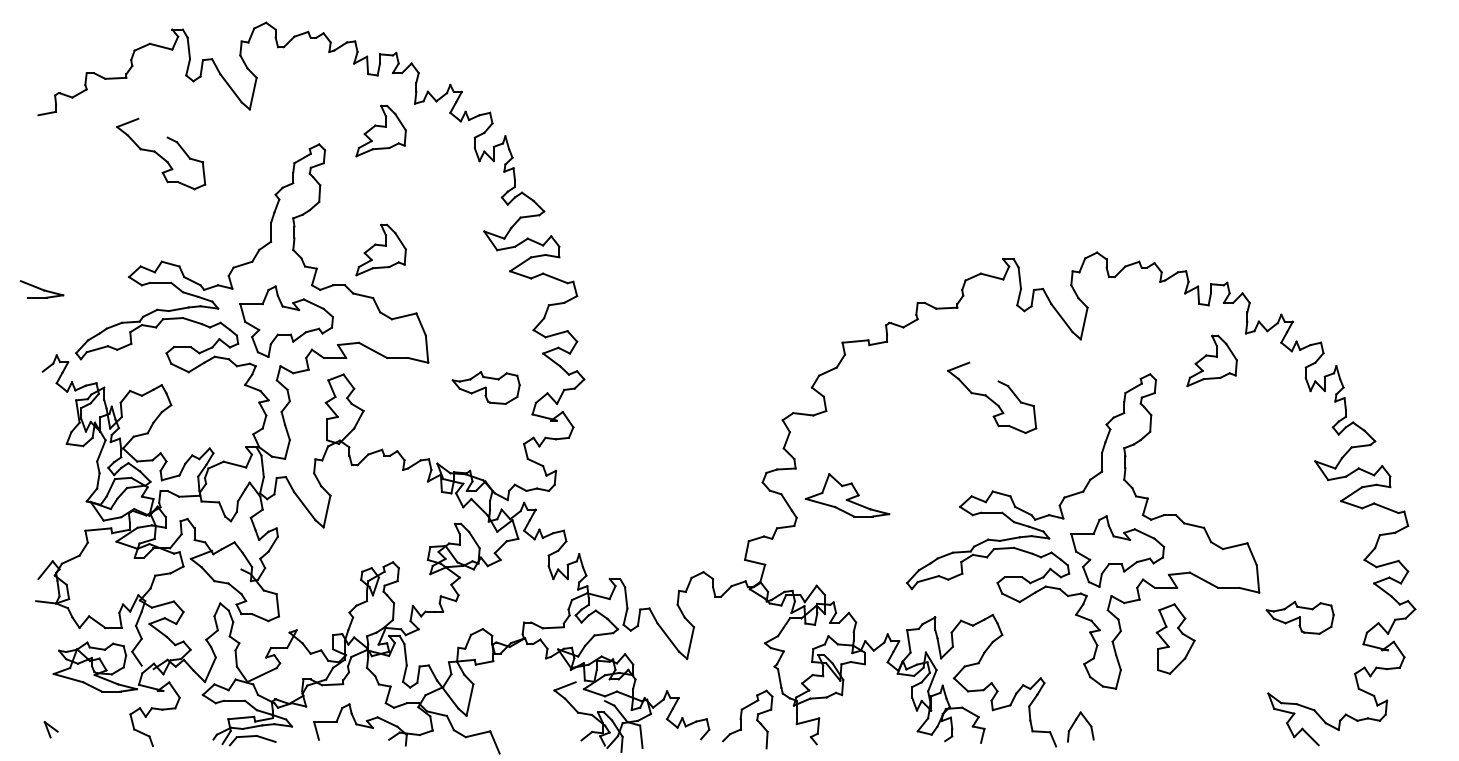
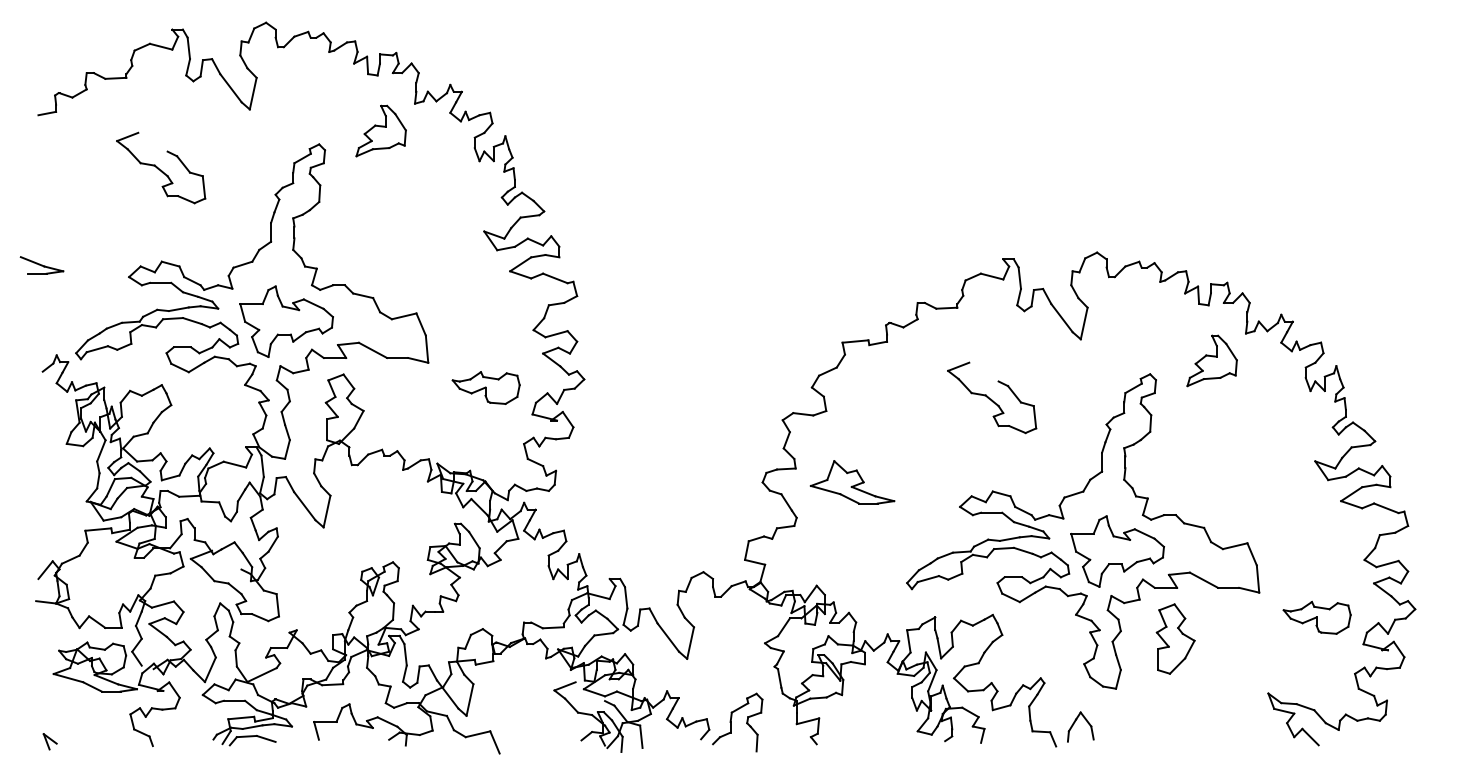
part position: (161, 153) -> (161, 167) (161, 167)
part: present -> none (380, 249)
part position: (41, 289) -> (41, 265) (41, 265)
part position: (847, 495) -> (852, 482) (852, 482)
part position: (1299, 617) -> (1316, 617) (1316, 617)
part position: (747, 719) -> (737, 722) (737, 722)
part position: (50, 729) -> (49, 741) (49, 741)
